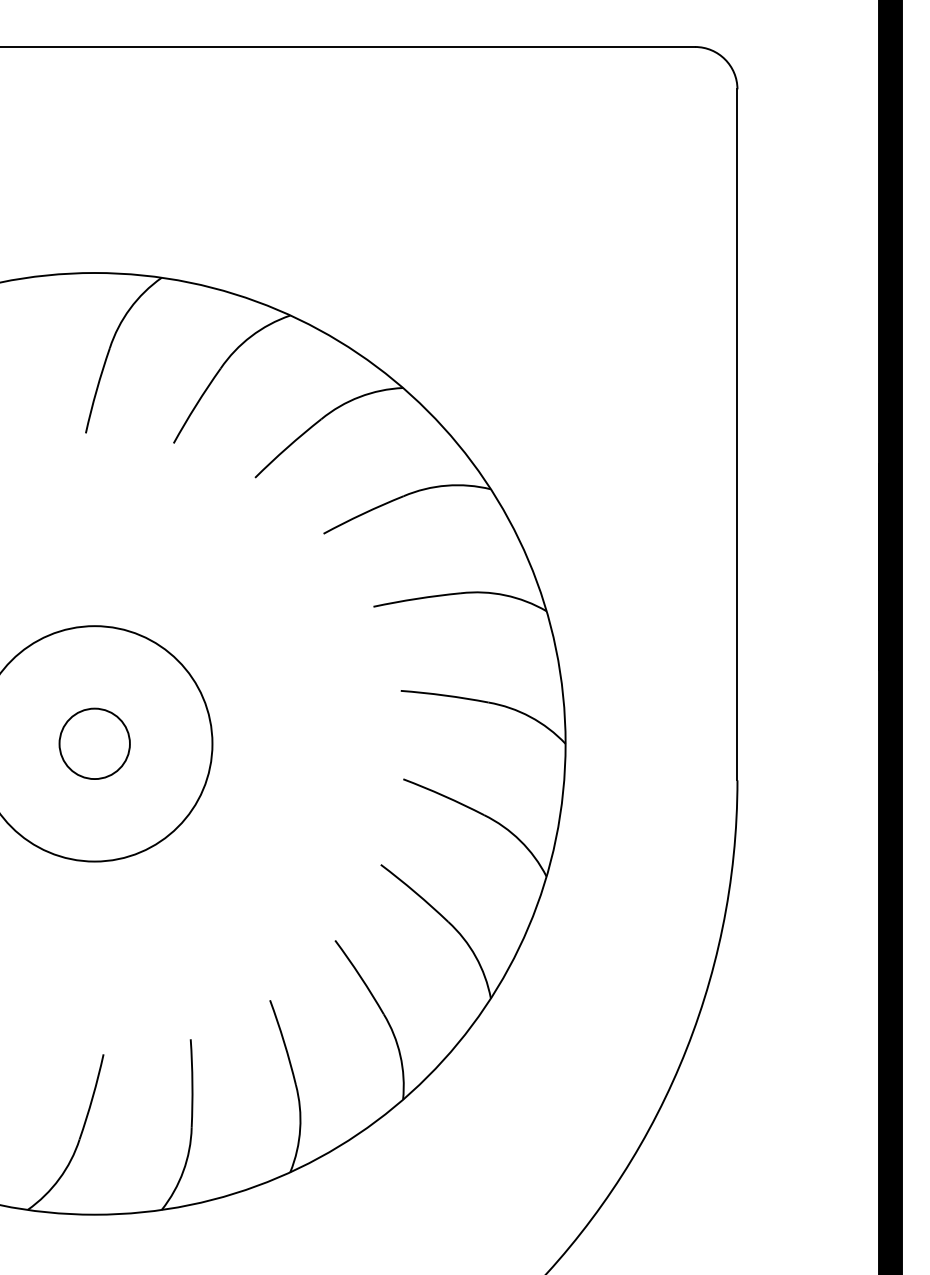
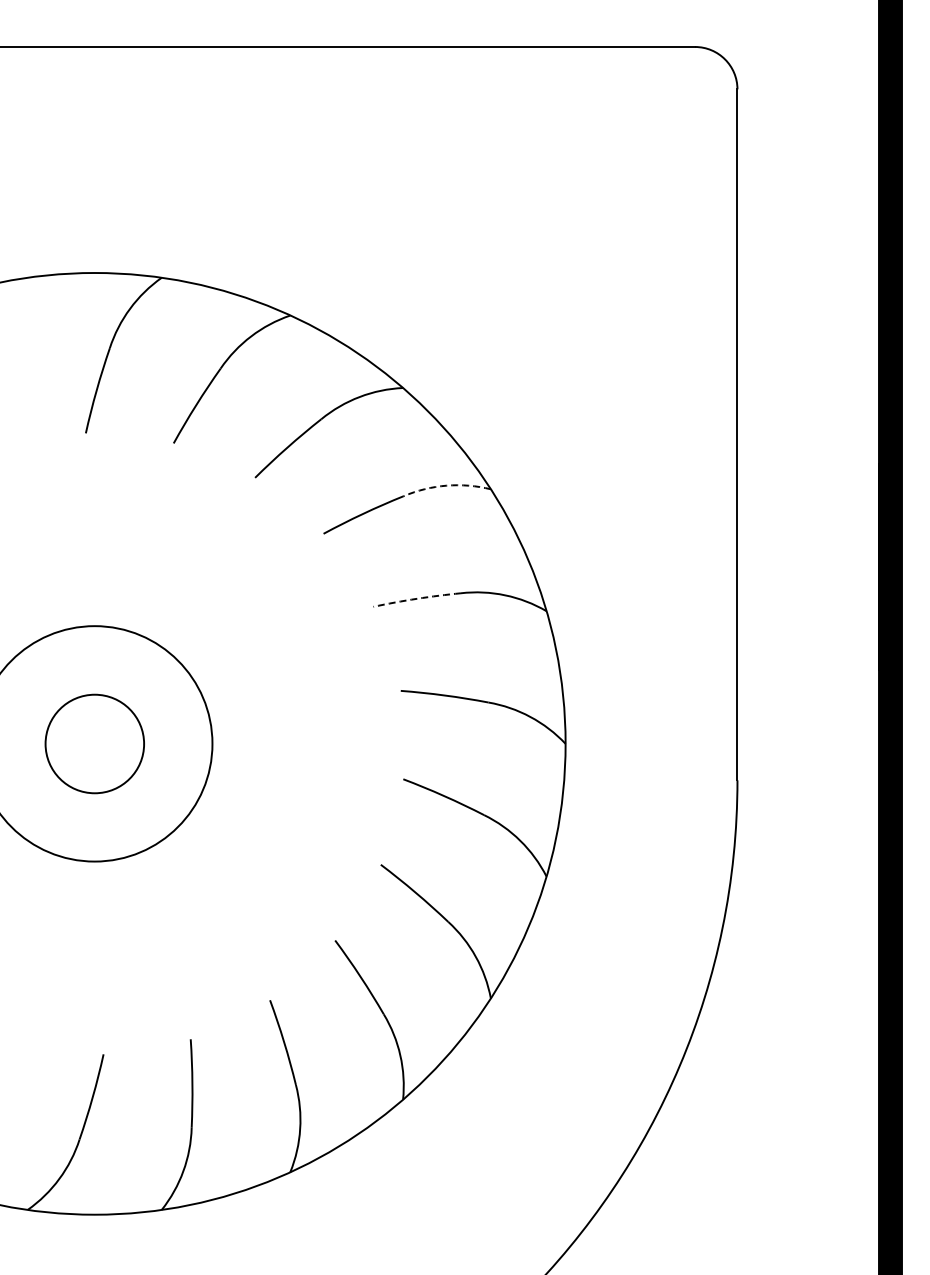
arc: solid -> dashed (446, 485)
arc: solid -> dashed (417, 598)
circle size: 73x73 px -> 101x102 px (94, 743)
